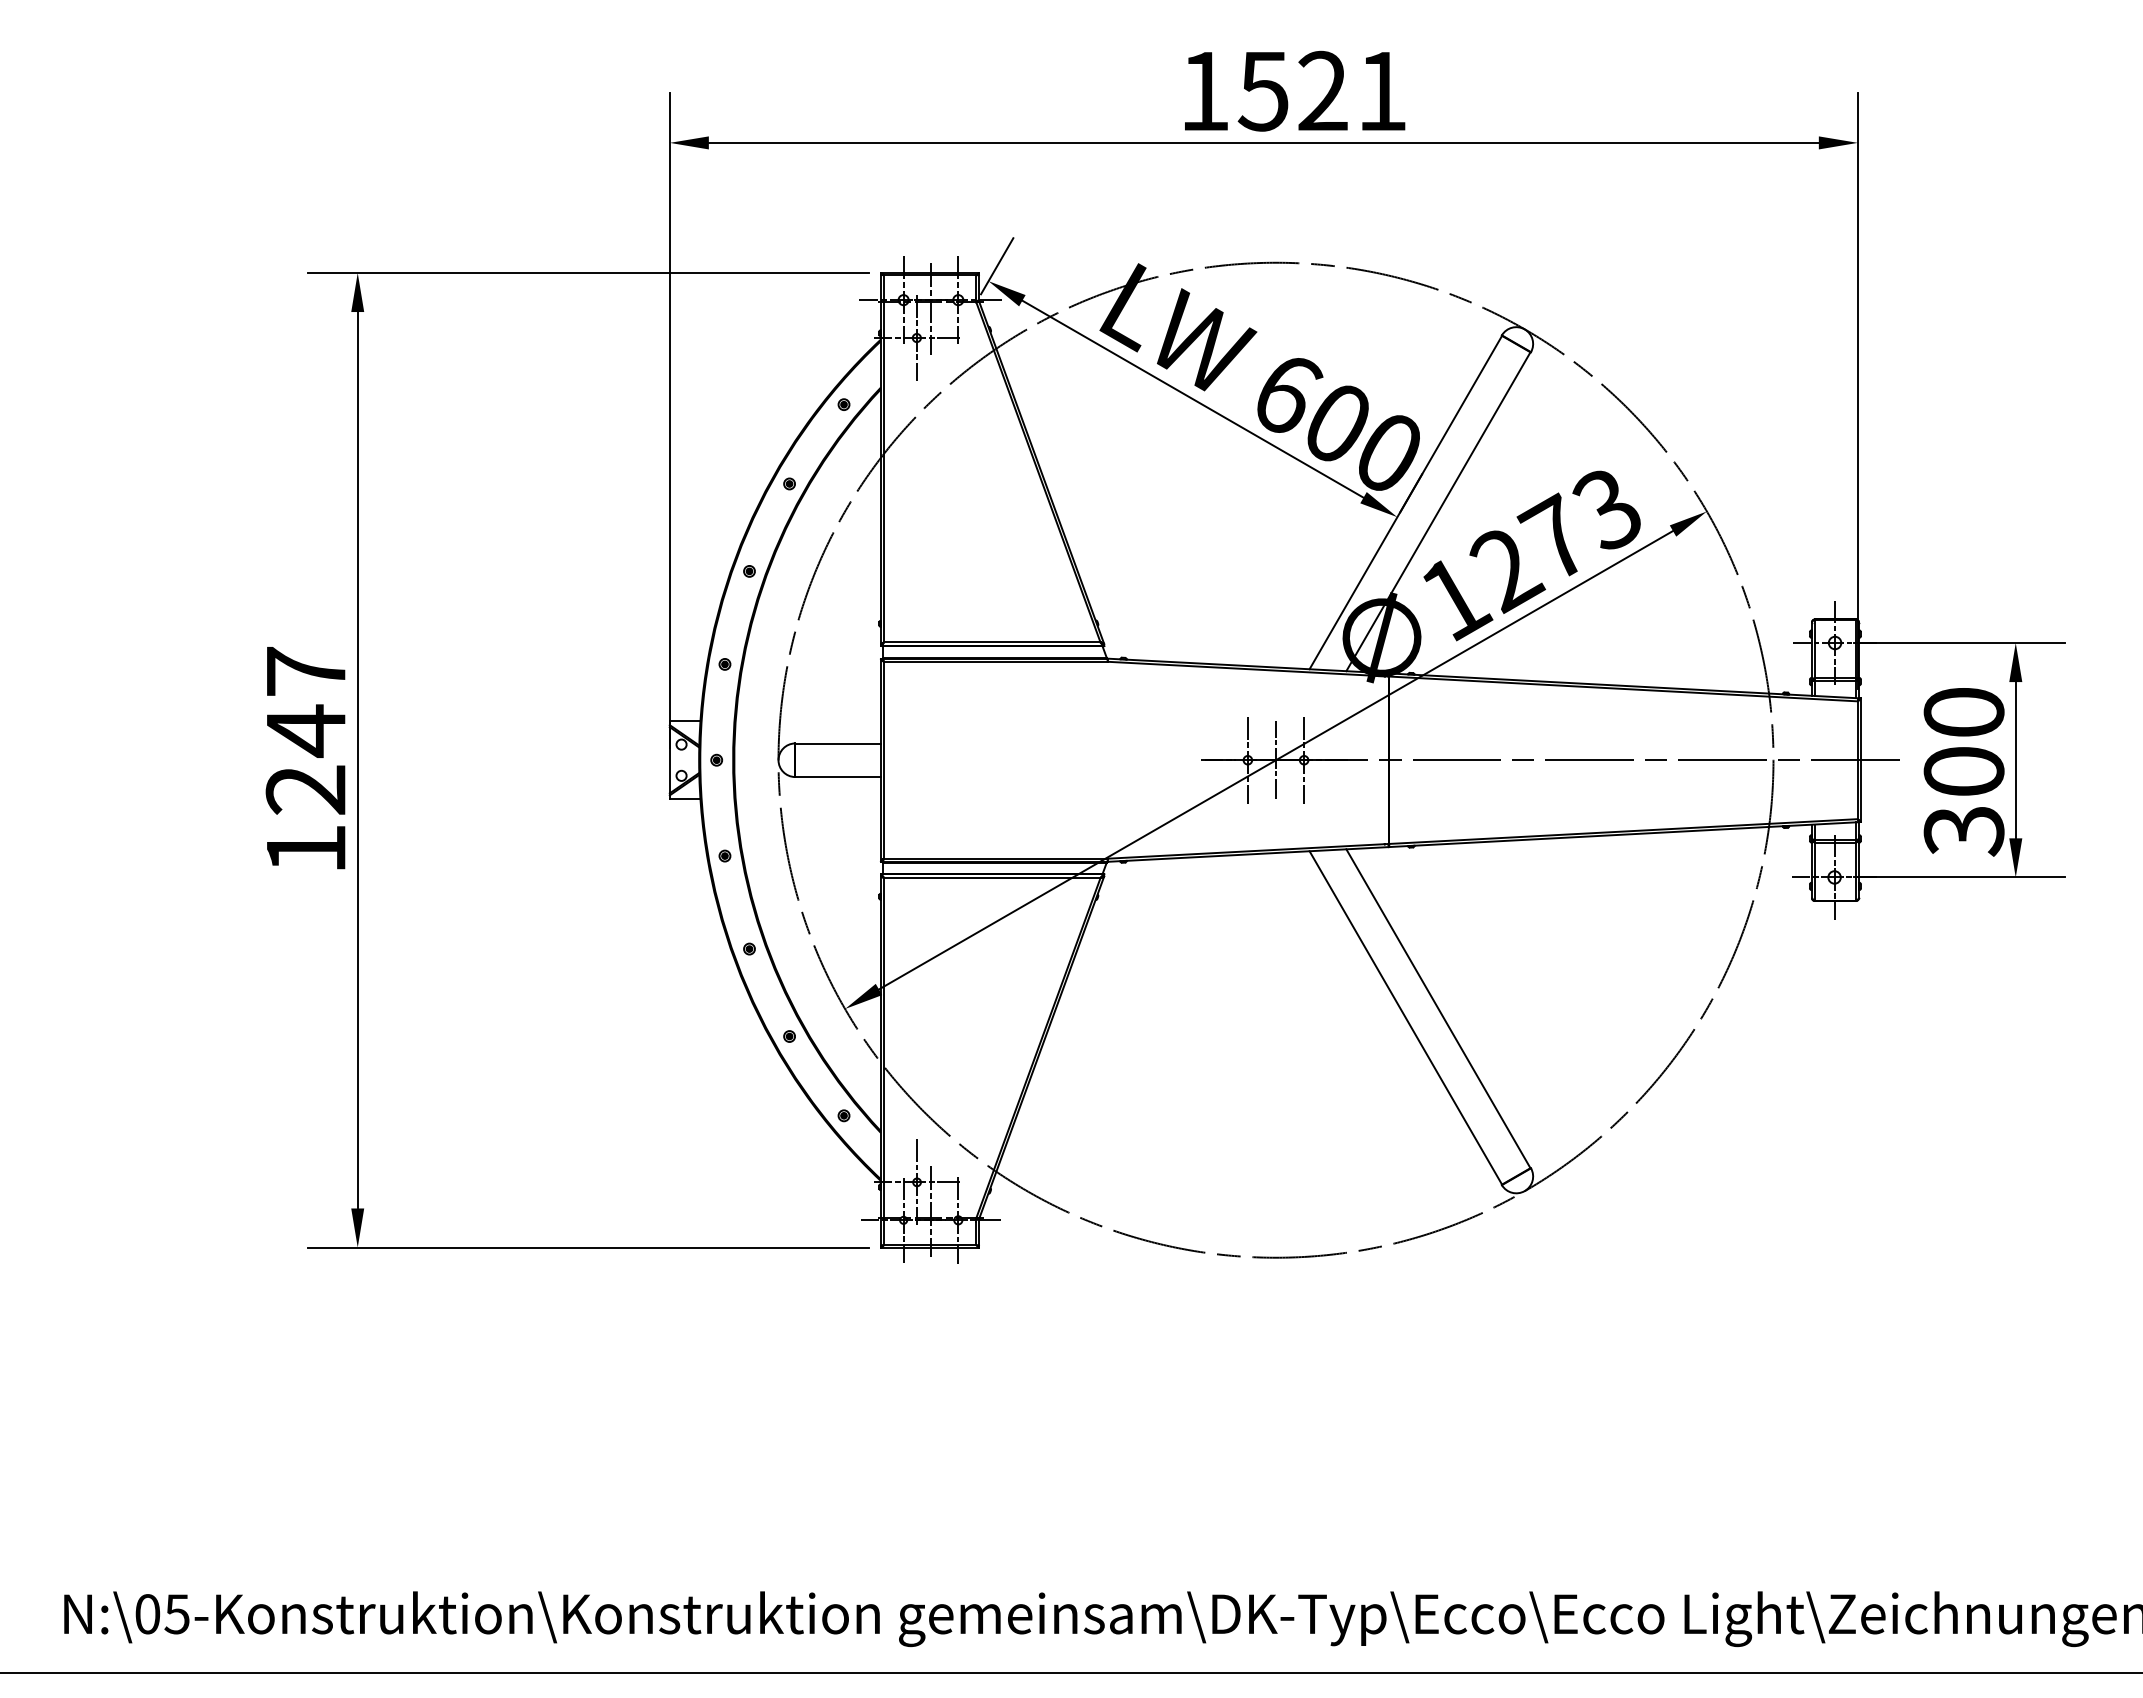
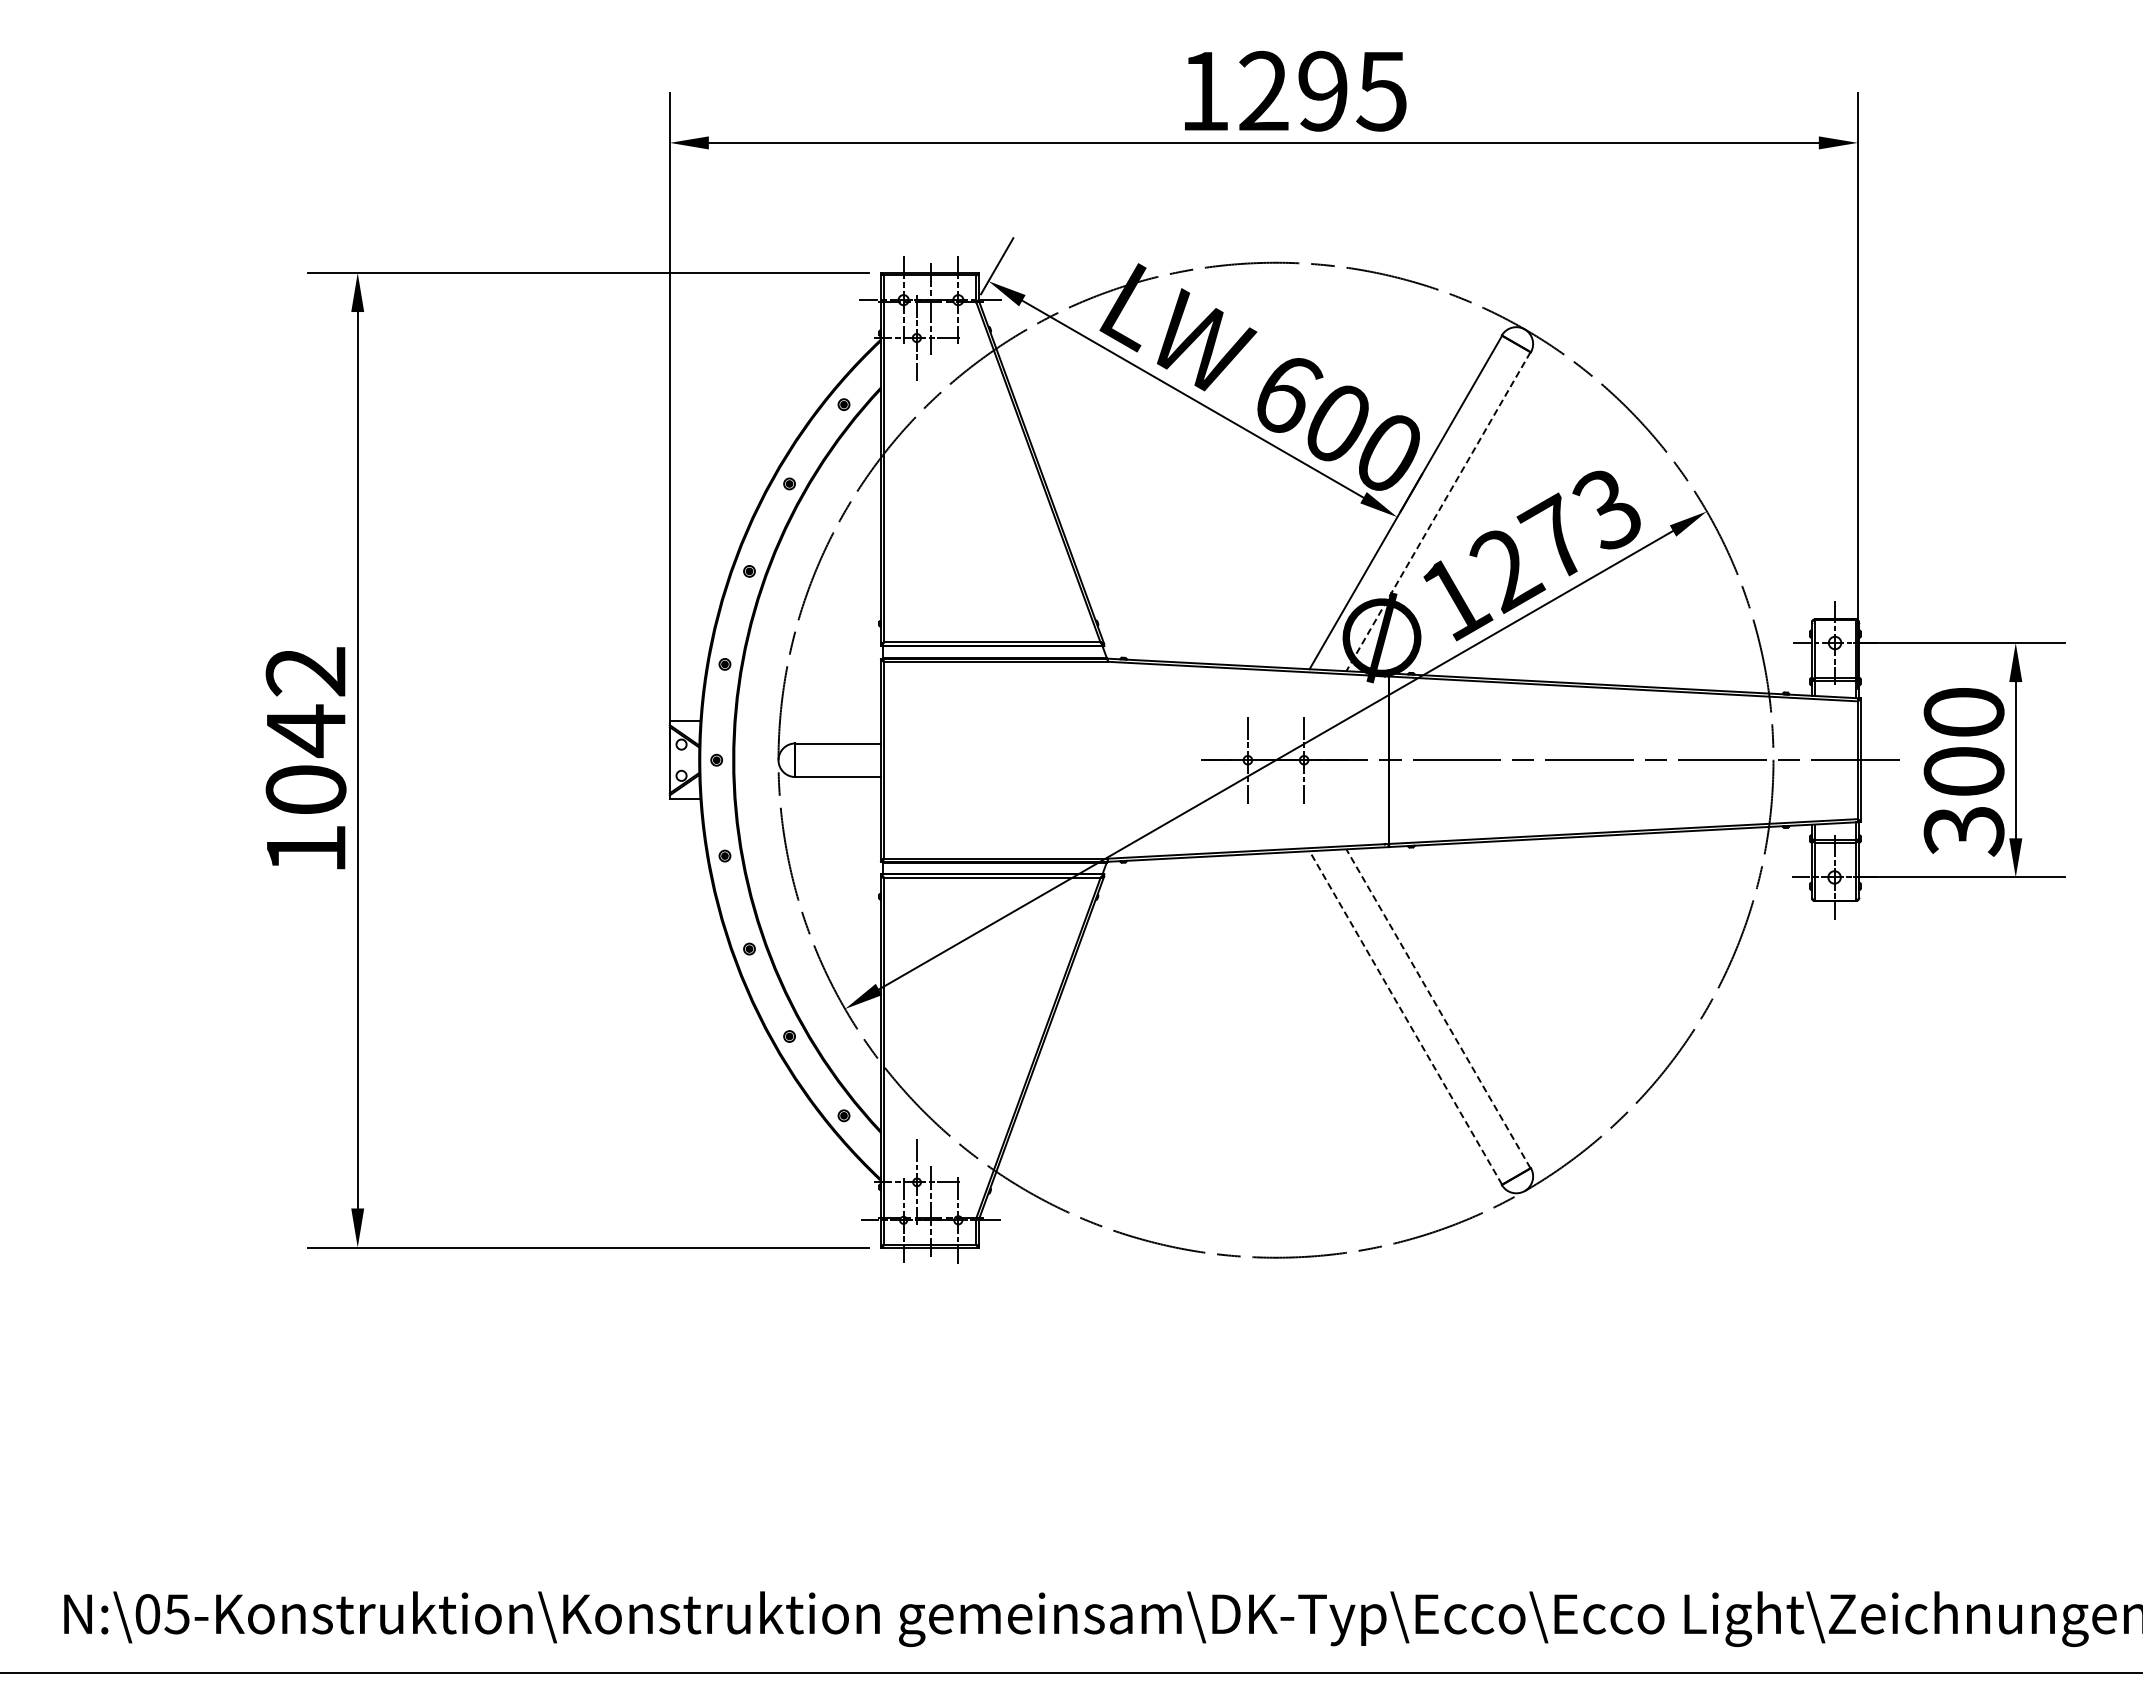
text: 1521 -> 1295 (1321, 90)
line: solid -> dashed (1438, 512)
text: 1247 -> 1042 (305, 730)
line: present -> none (1276, 760)
line: solid -> dashed (1438, 1008)
line: solid -> dashed (1405, 1017)
